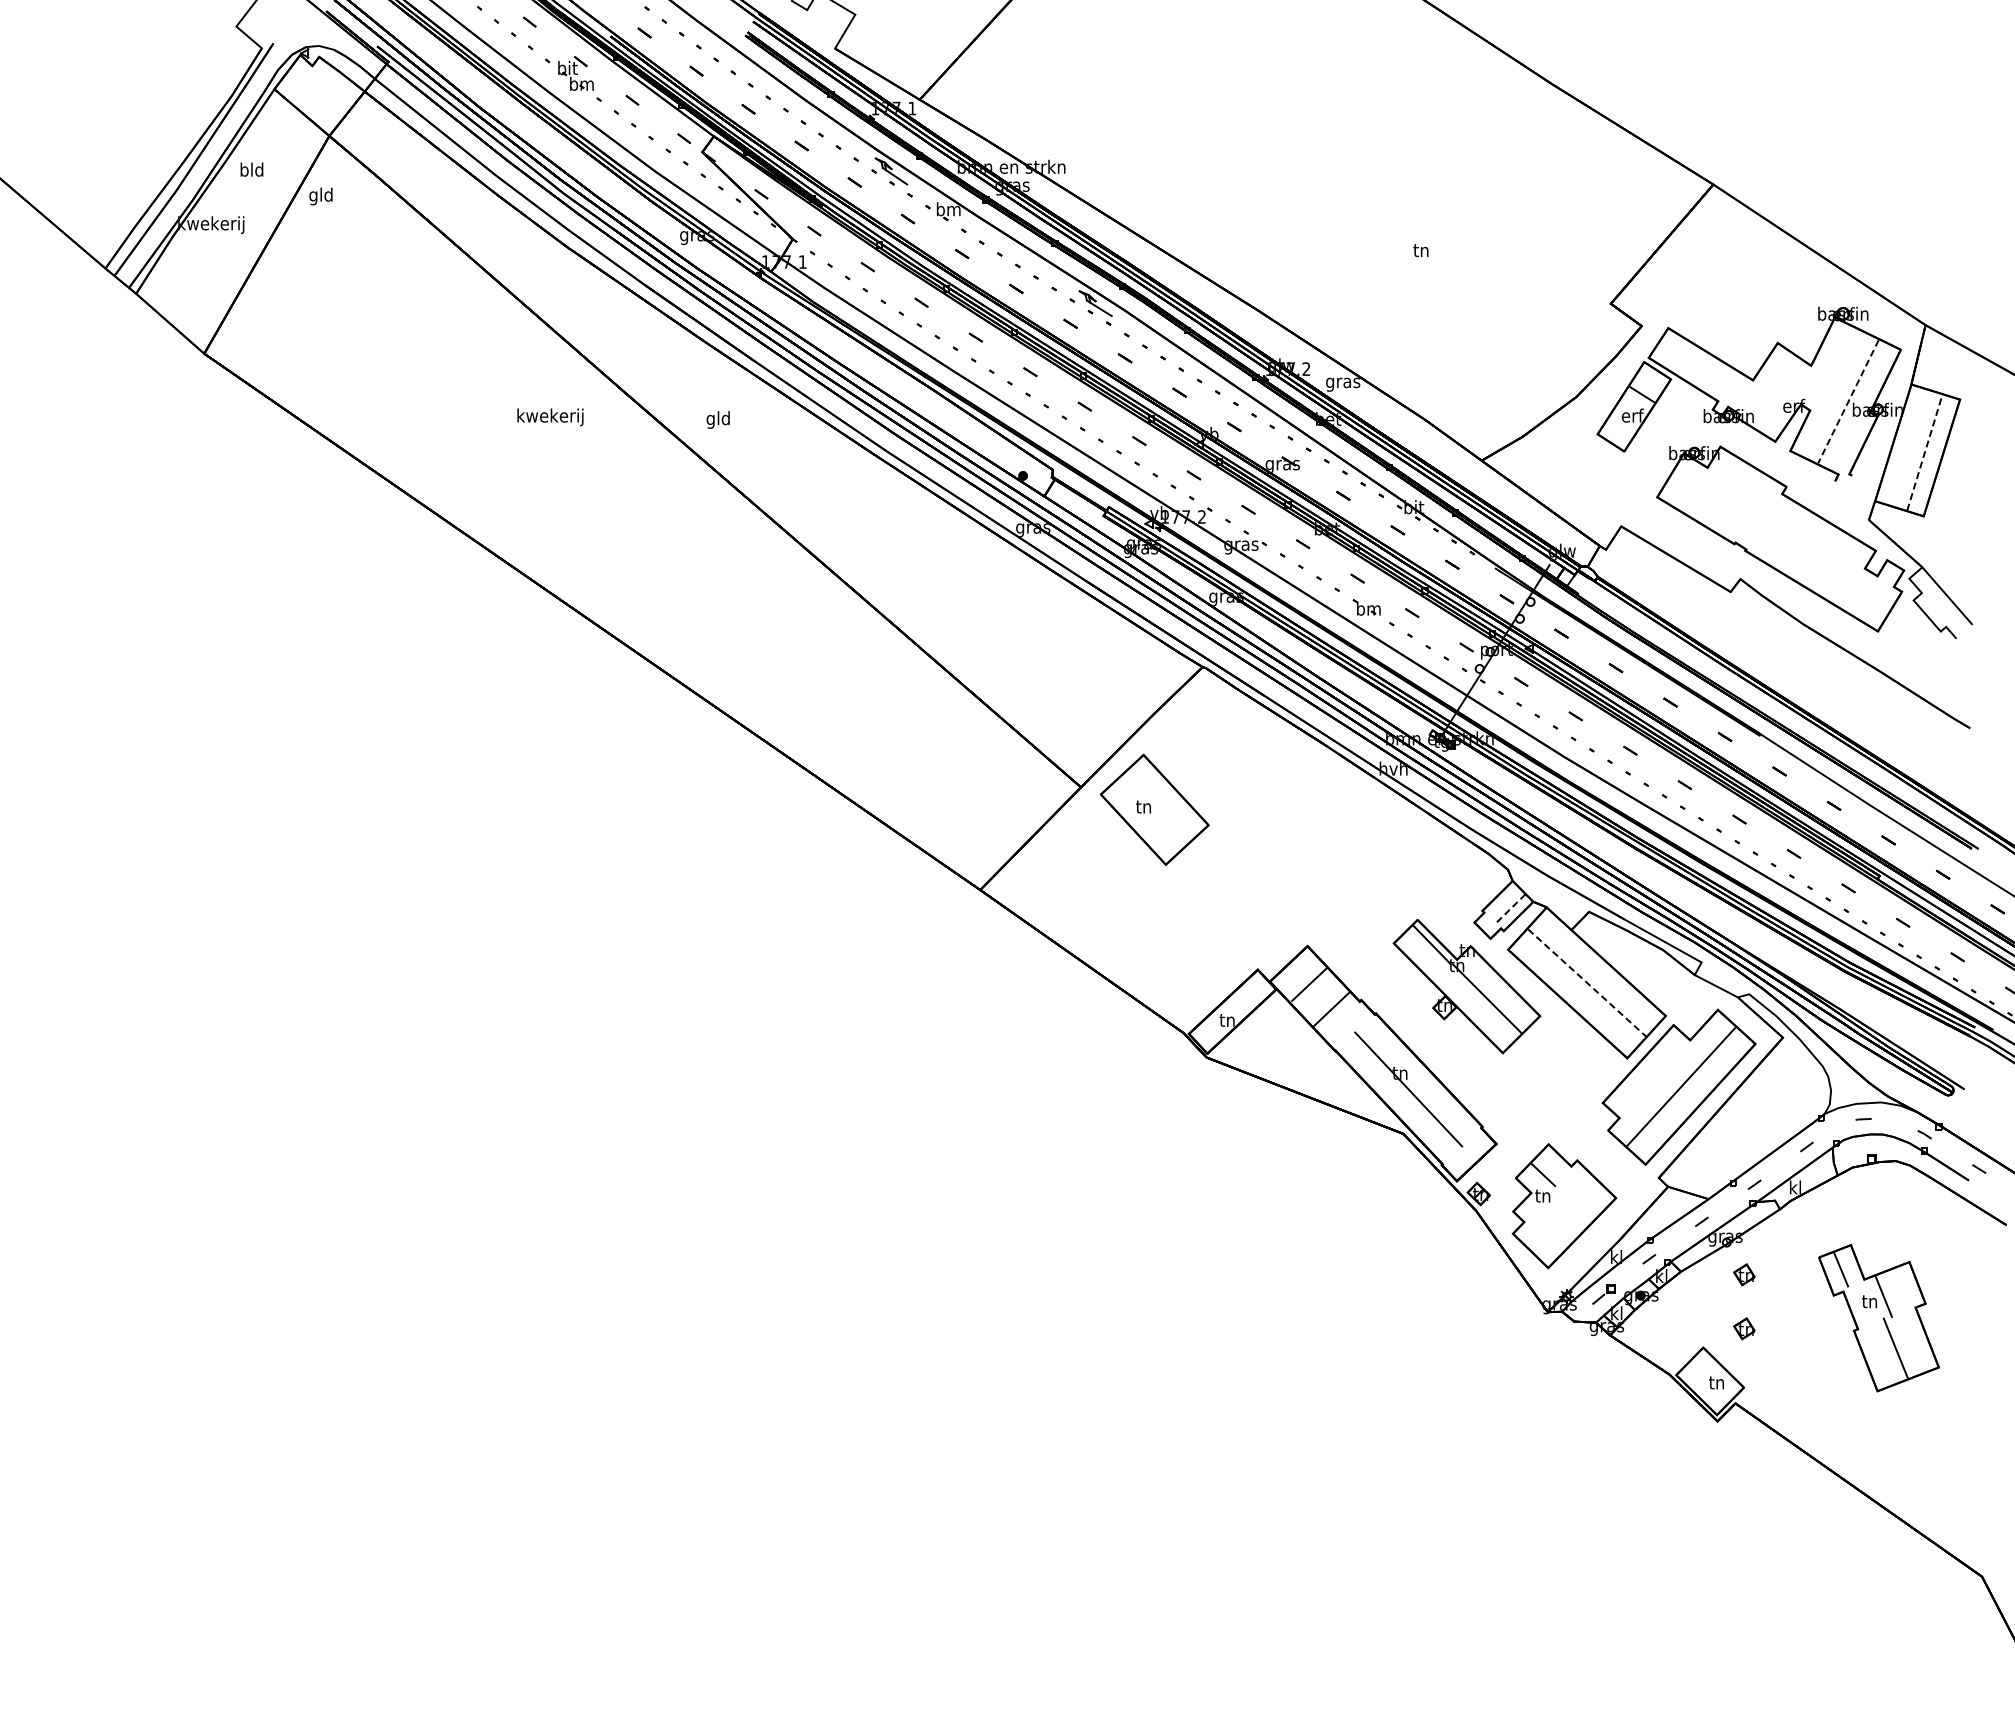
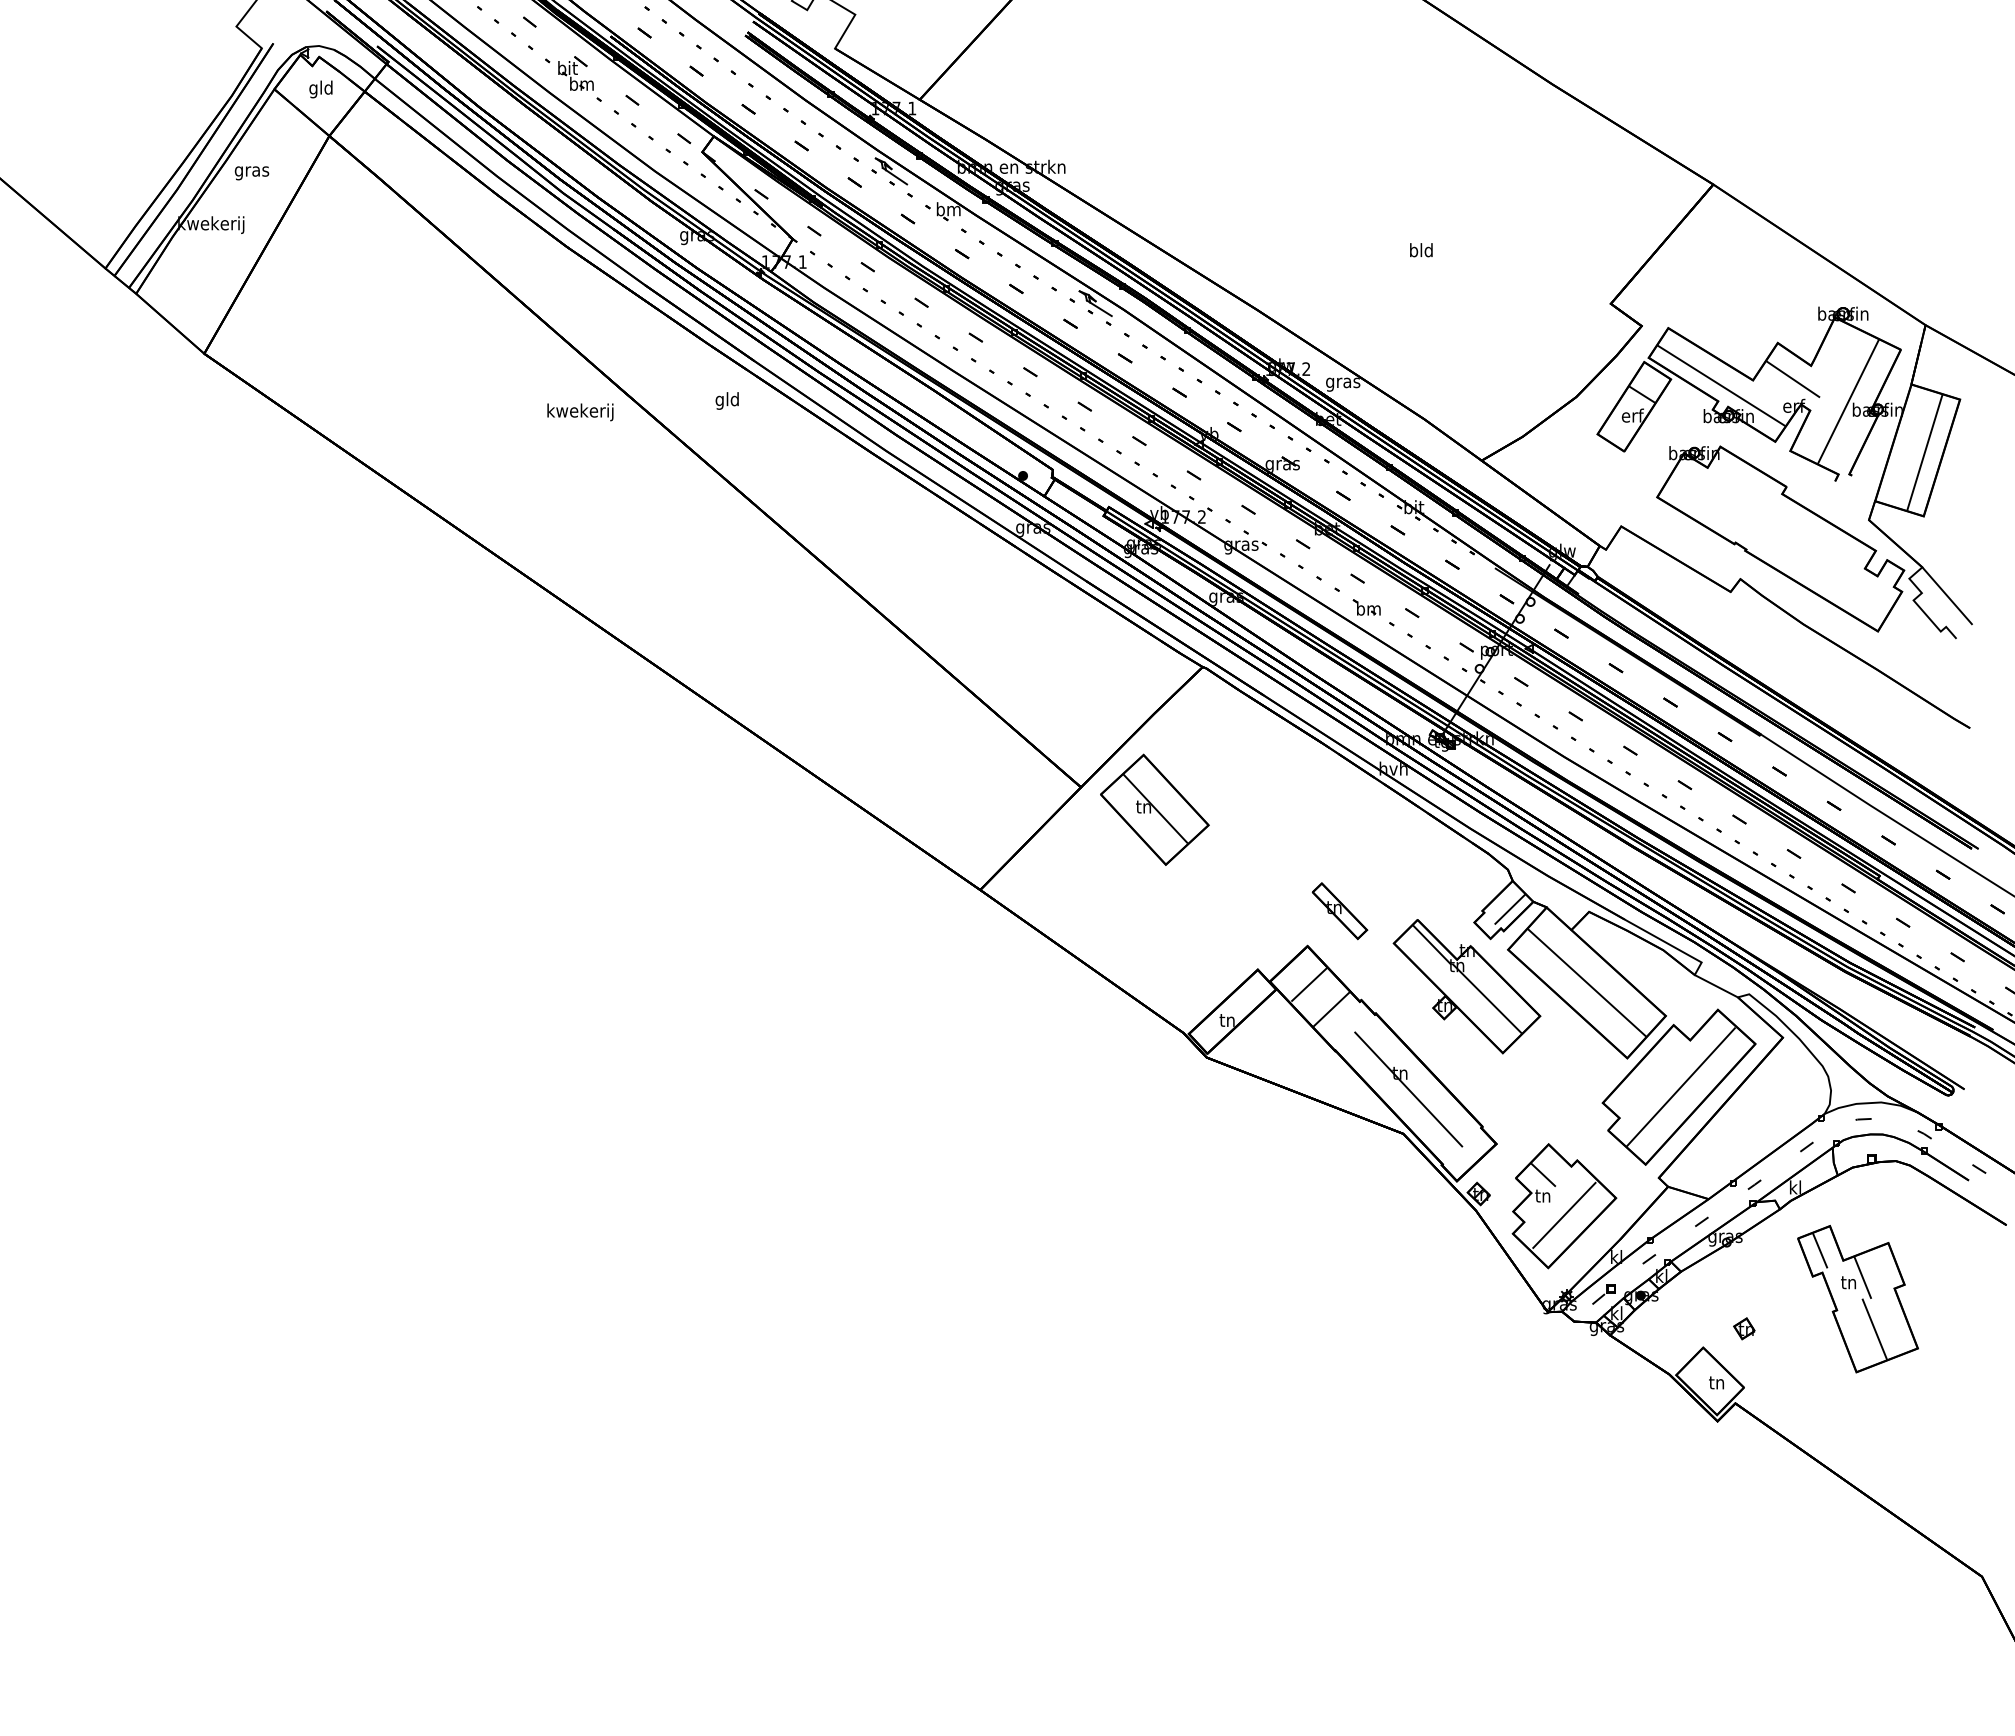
text: bld -> gras (251, 171)
text position: (320, 196) -> (320, 89) (320, 89)
text: tn -> bld (1421, 250)
line: none -> present (1793, 379)
line: none -> present (1720, 385)
line: dashed -> solid (1848, 401)
text position: (550, 417) -> (580, 412) (580, 412)
text position: (717, 419) -> (726, 400) (726, 400)
line: dashed -> solid (1925, 452)
line: none -> present (1155, 808)
line: dashed -> solid (1510, 909)
part: none -> present (1339, 911)
line: dashed -> solid (1587, 982)
line: none -> present (1564, 1214)
part: present -> none (1744, 1274)
part position: (1878, 1318) -> (1857, 1299) (1857, 1299)
